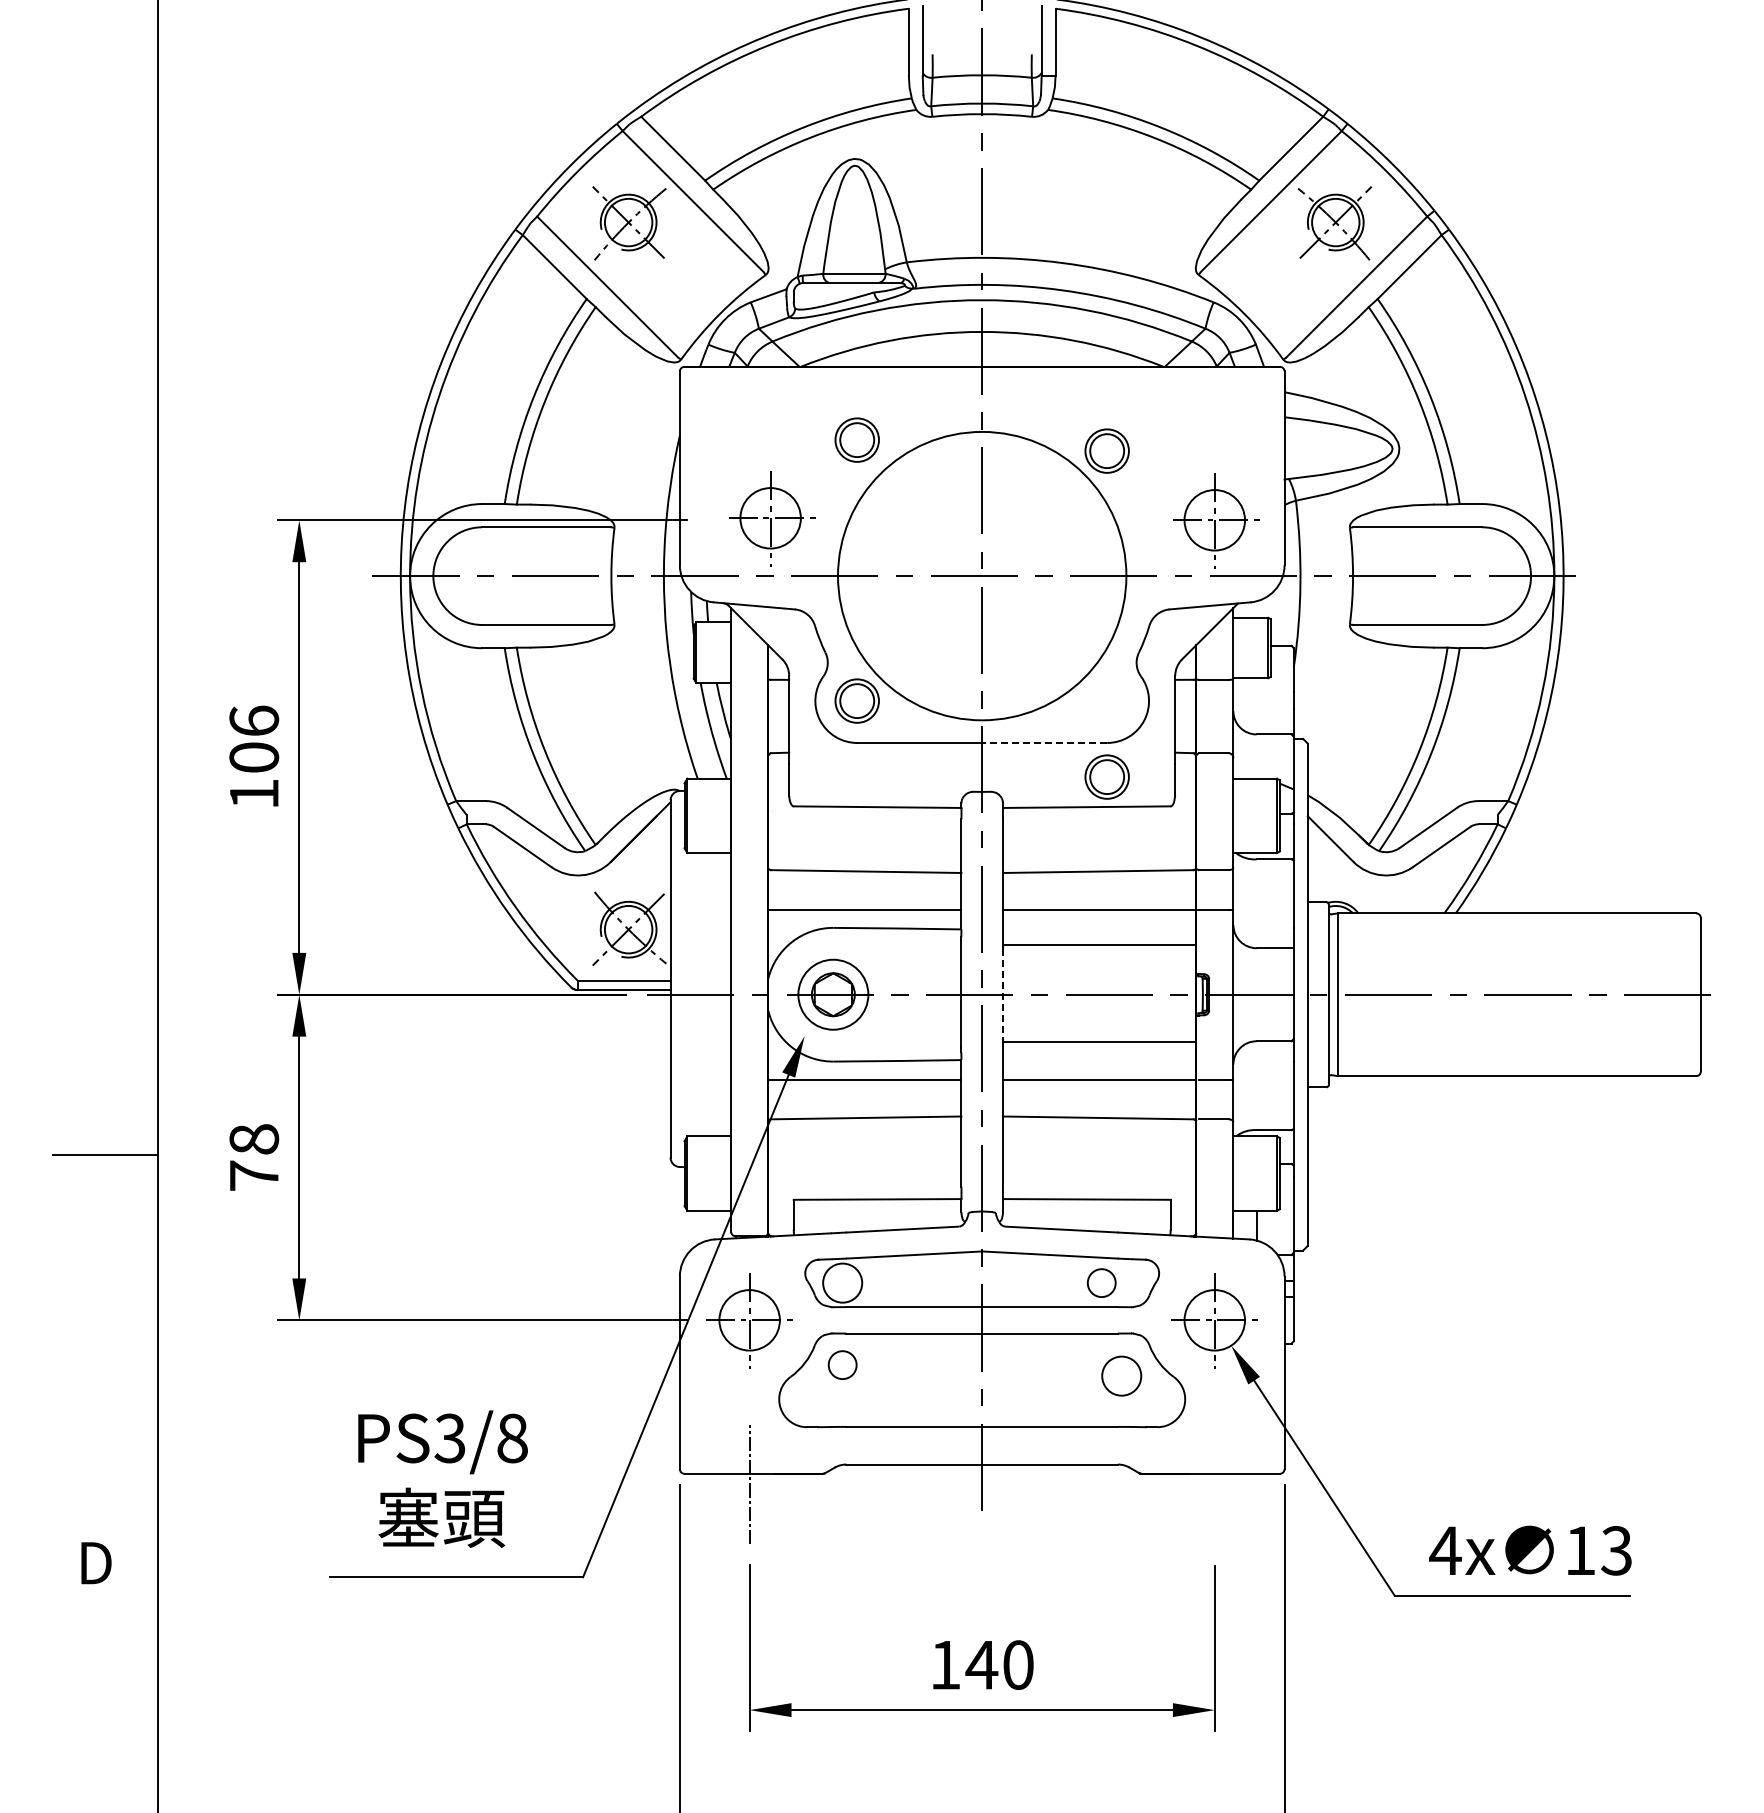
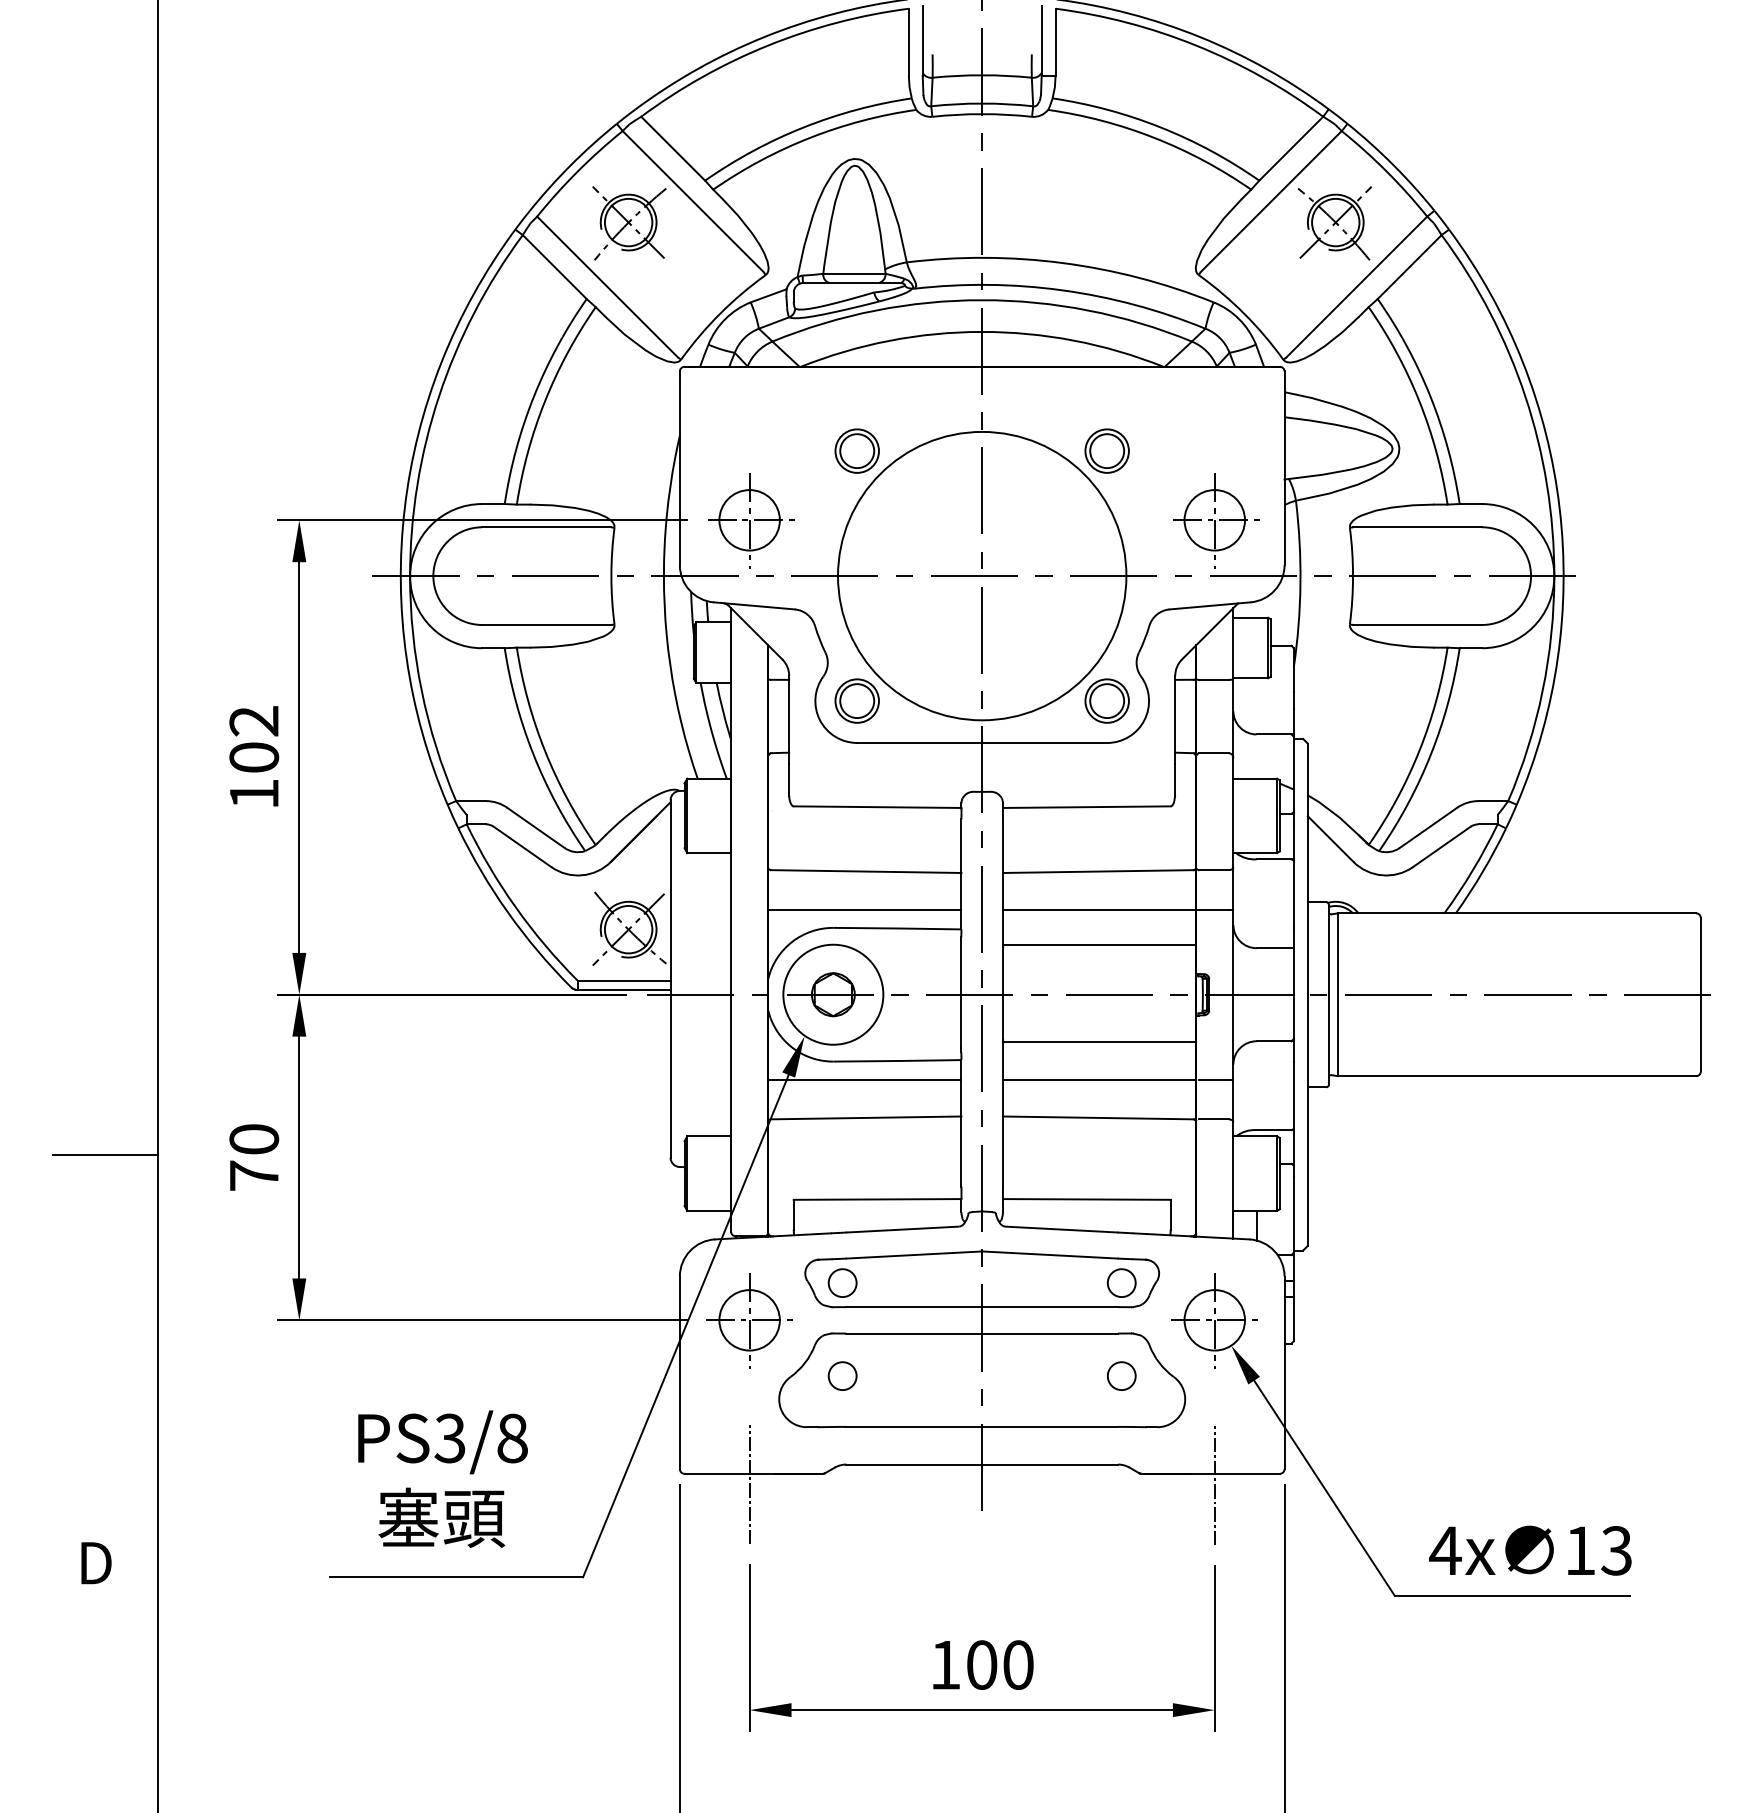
part position: (856, 439) -> (856, 450) (856, 450)
part position: (772, 518) -> (751, 520) (751, 520)
text: 106 -> 102 (254, 720)
line: dashed -> solid (1044, 742)
part position: (1106, 776) -> (1106, 700) (1106, 700)
circle diameter: 70 px -> 100 px (833, 994)
line: dashed -> solid (1002, 995)
text: 78 -> 70 (253, 1139)
circle diameter: 39 px -> 28 px (842, 1283)
circle position: (1101, 1282) -> (1121, 1282) (1121, 1282)
circle position: (842, 1364) -> (842, 1375) (842, 1375)
circle diameter: 39 px -> 28 px (1121, 1376)
line: none -> present (1214, 1485)
text: 140 -> 100 (981, 1664)
